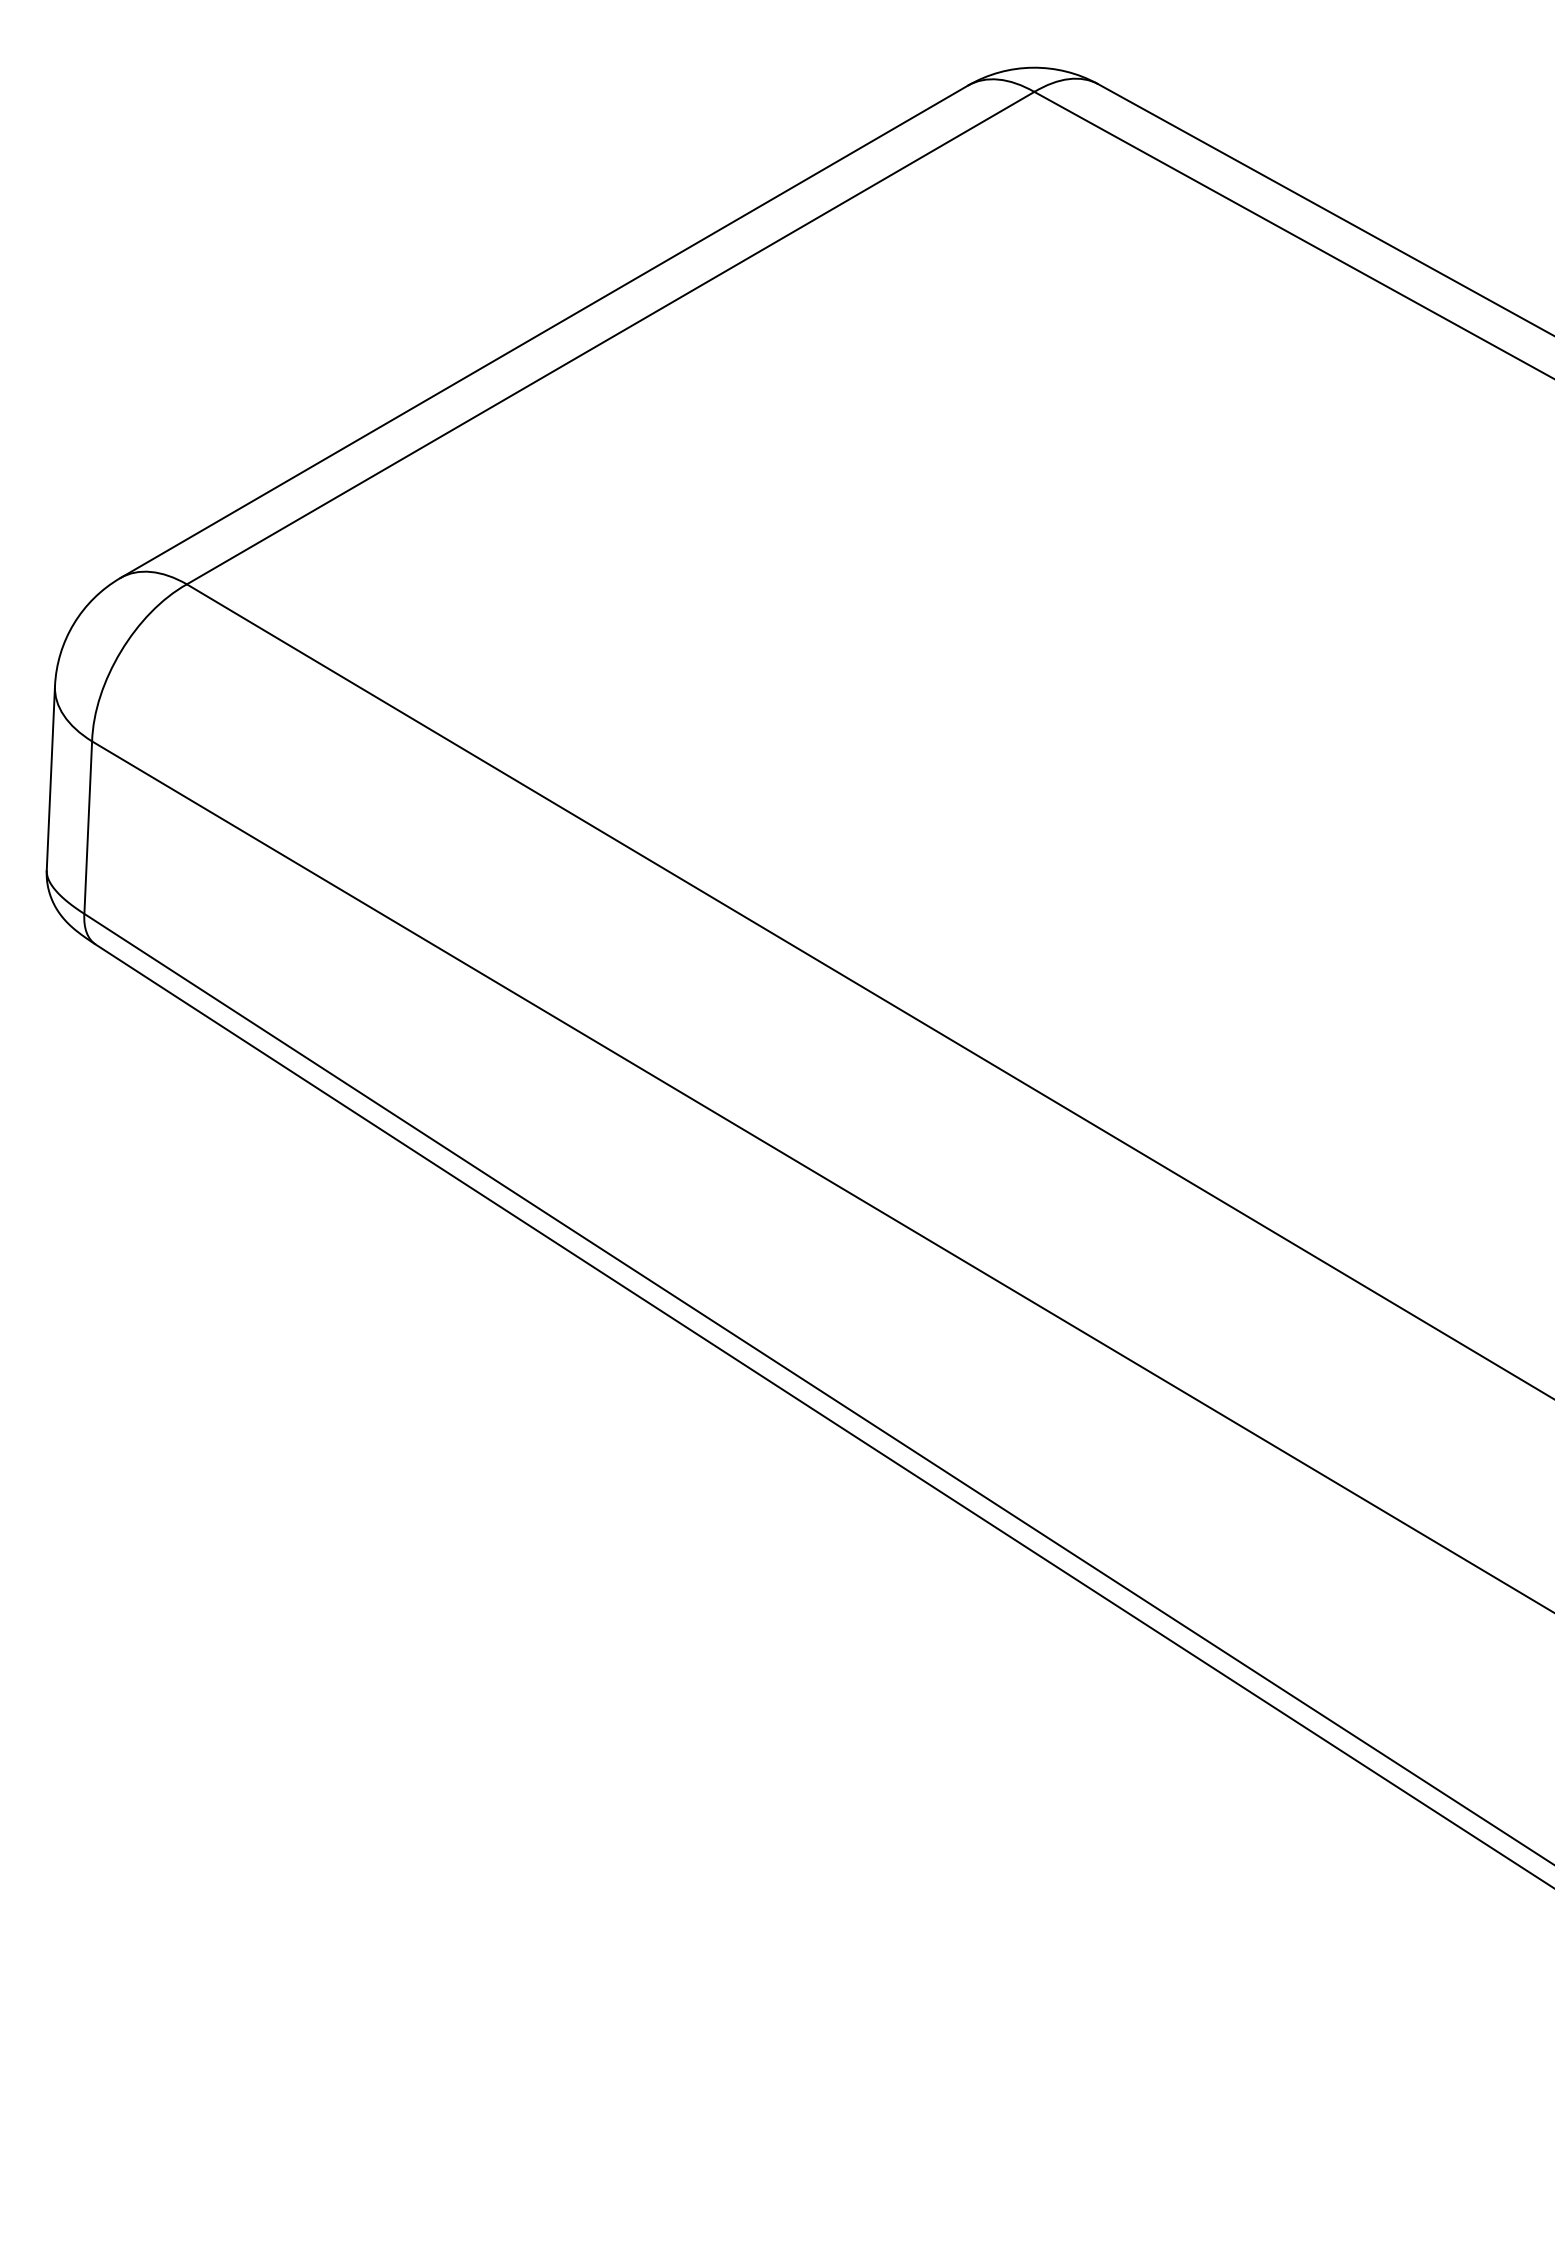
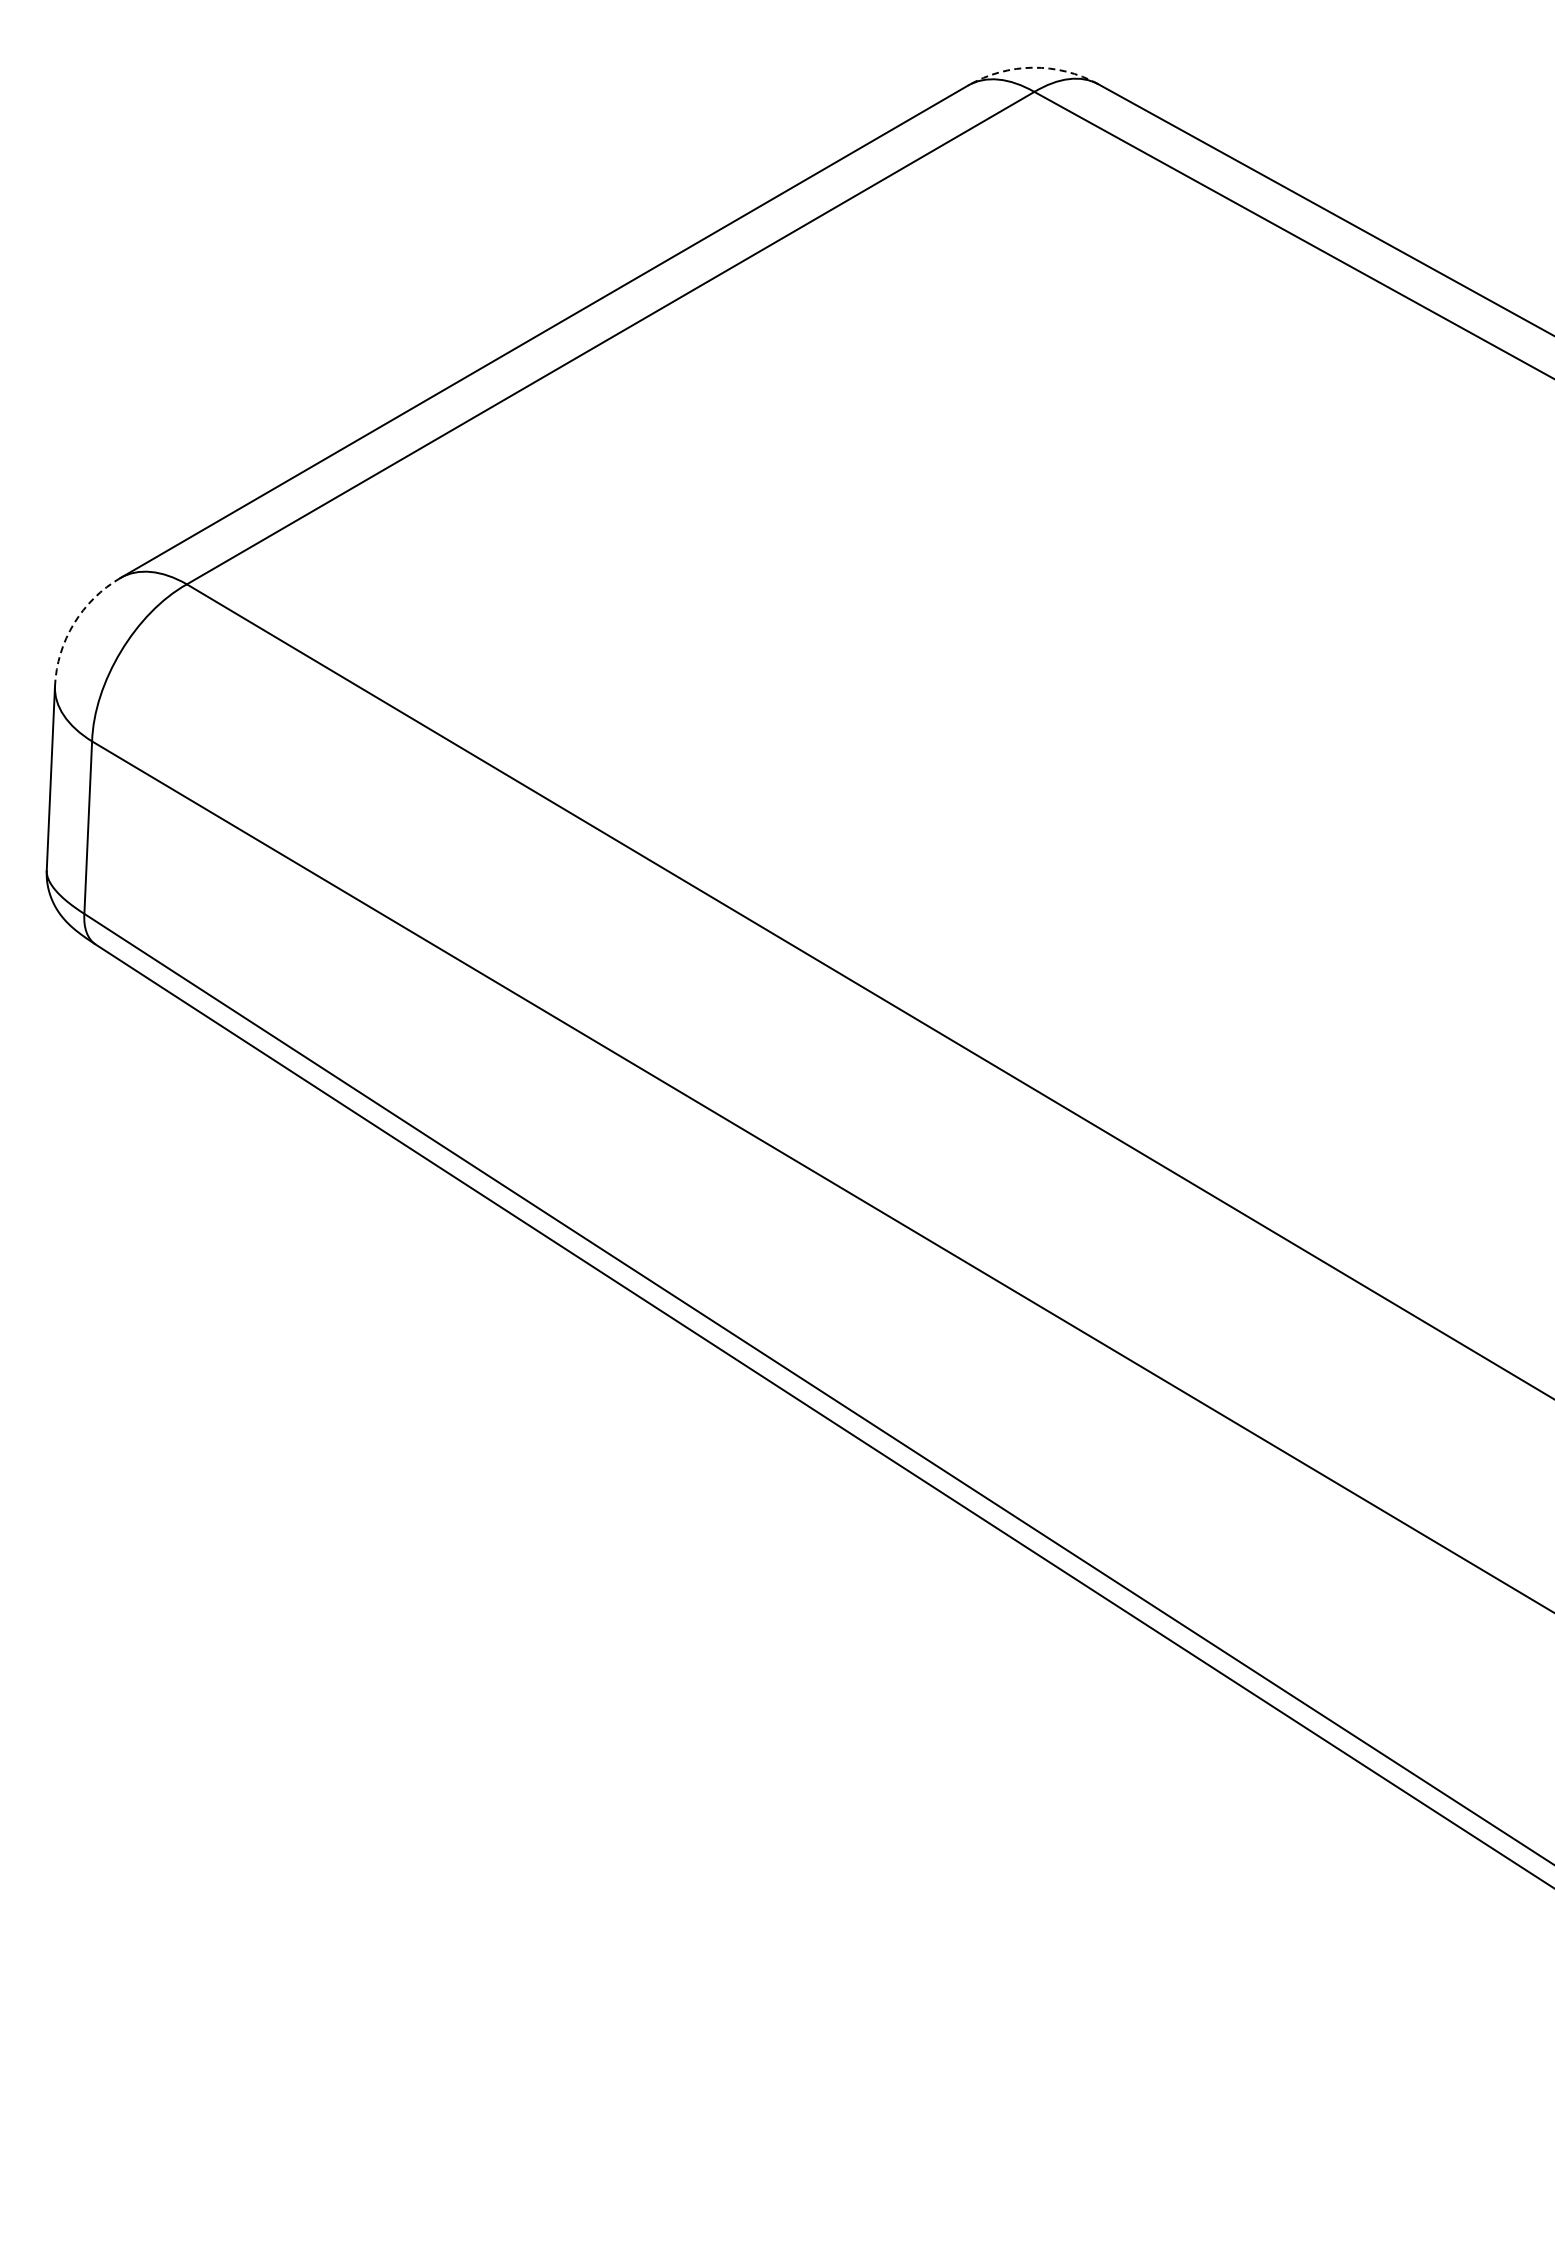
arc: solid -> dashed (1032, 67)
arc: solid -> dashed (73, 623)
